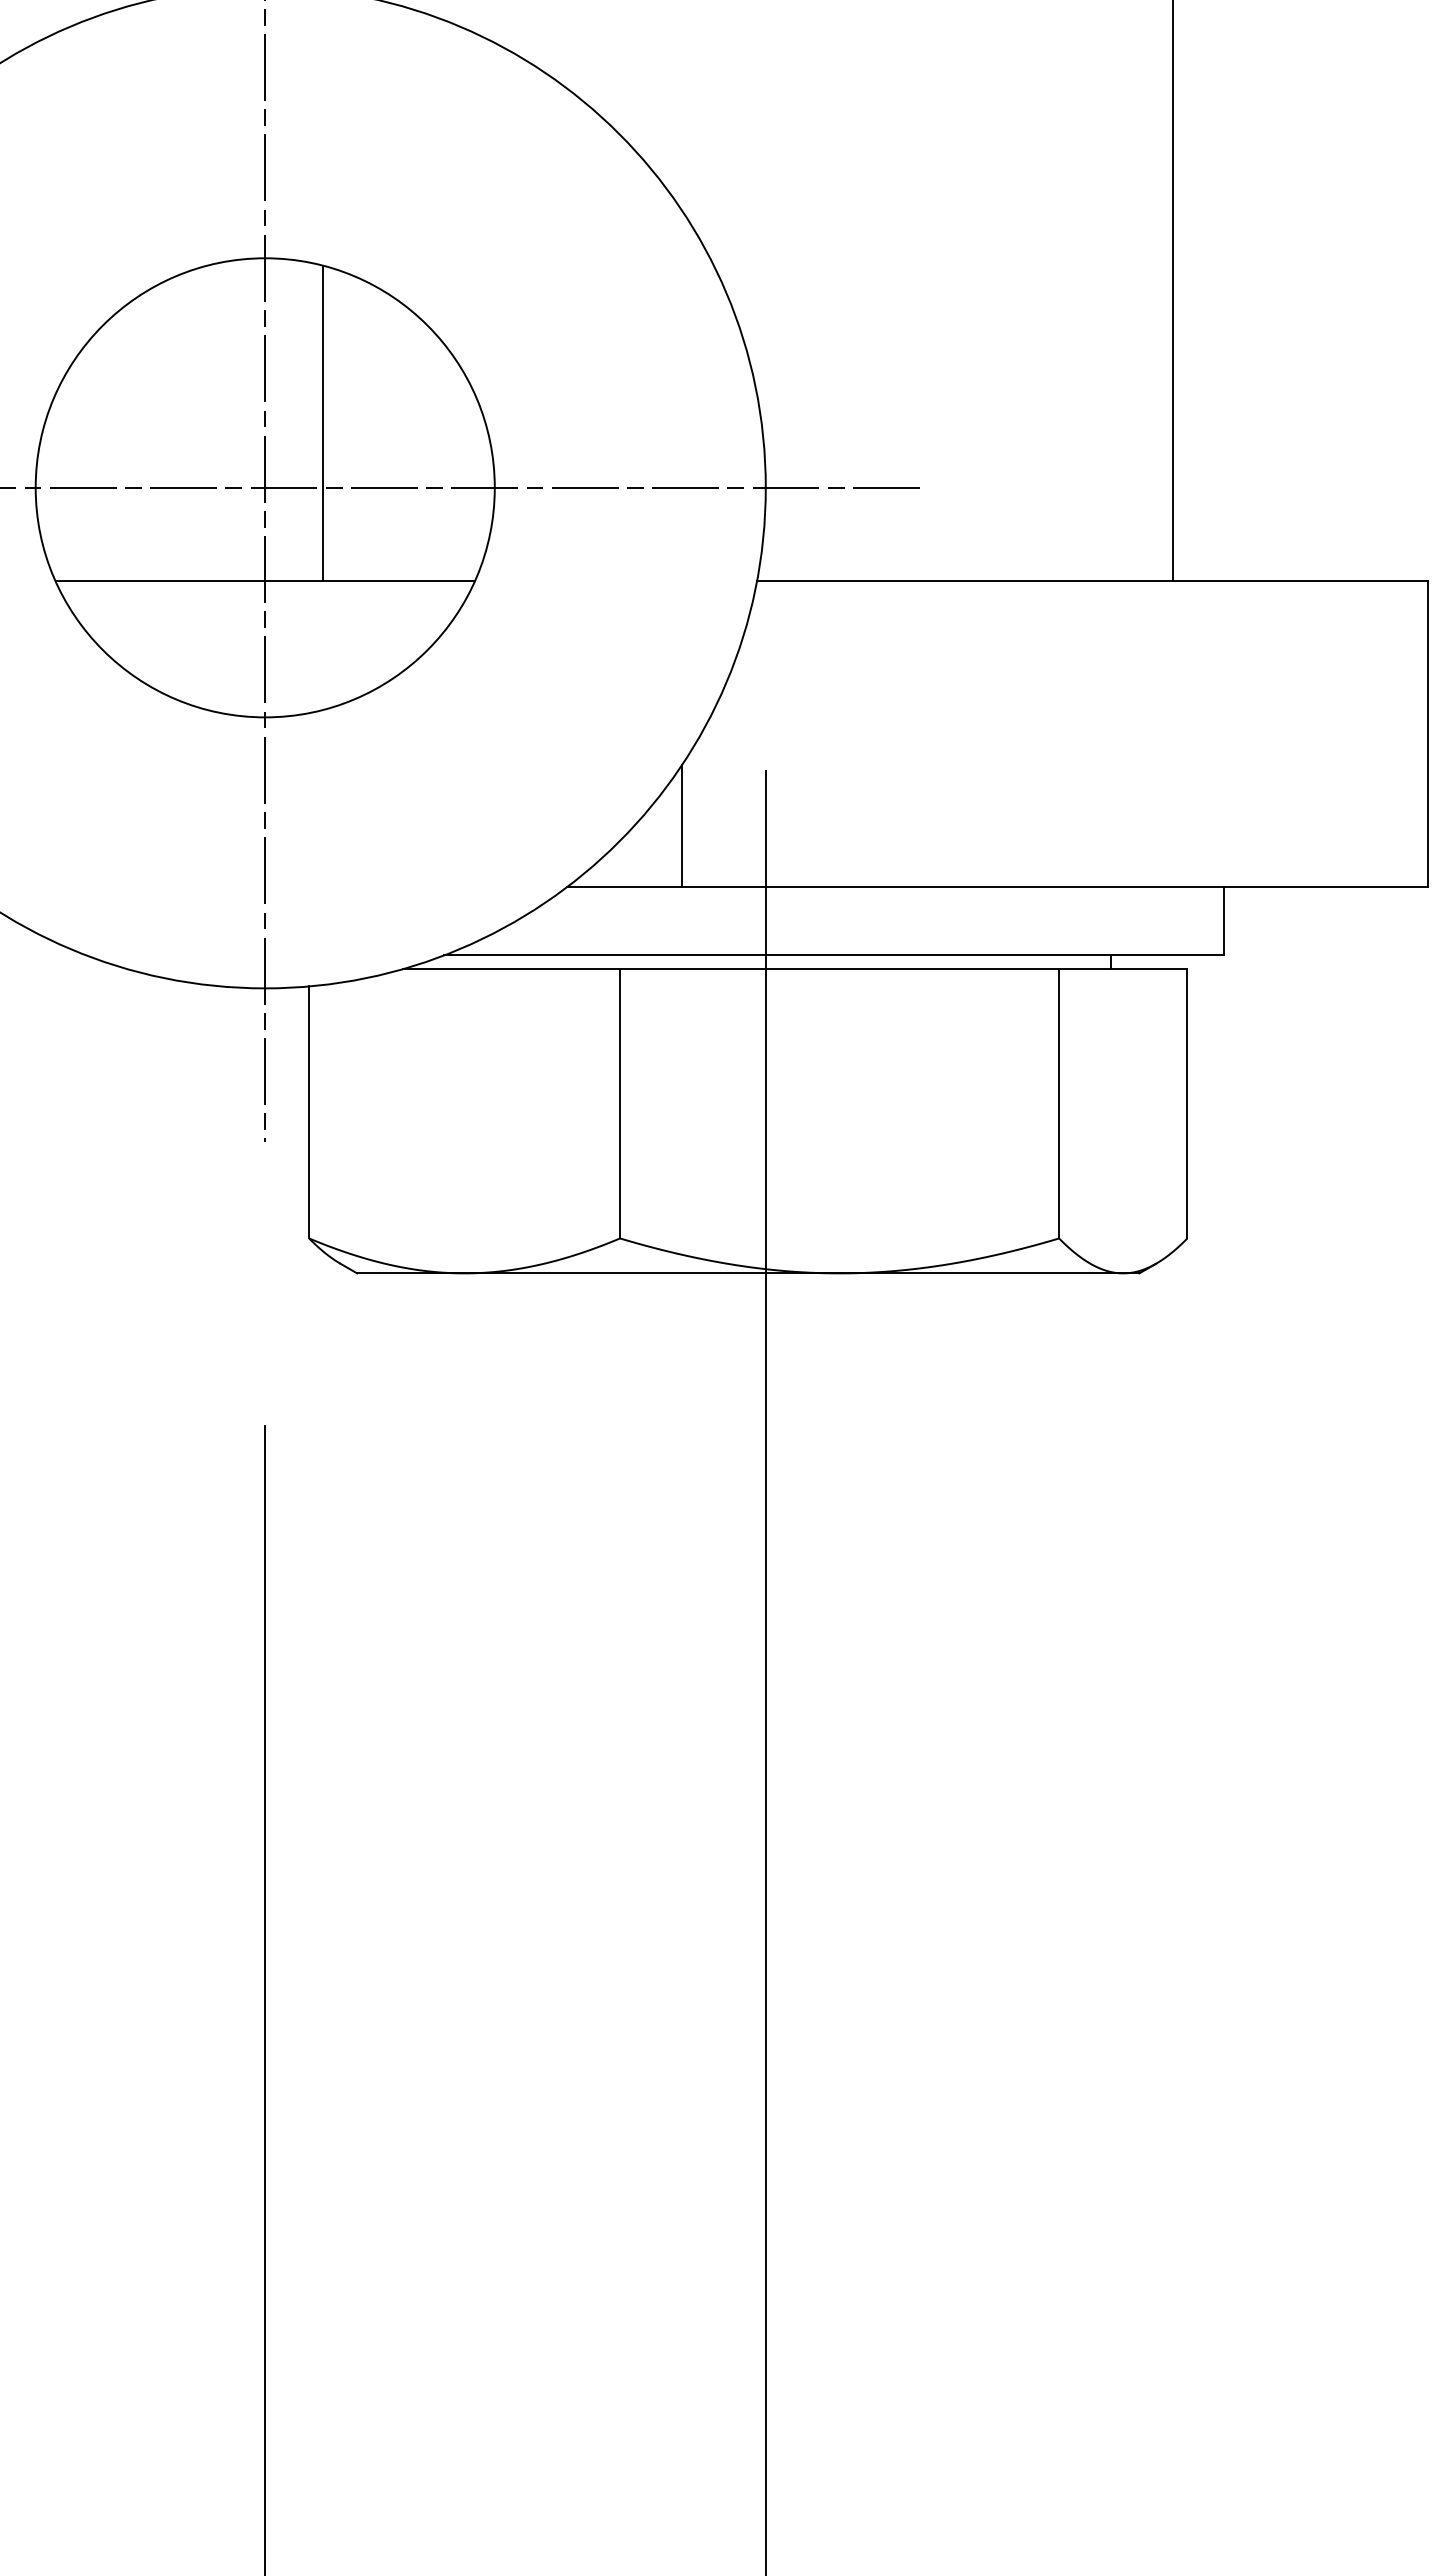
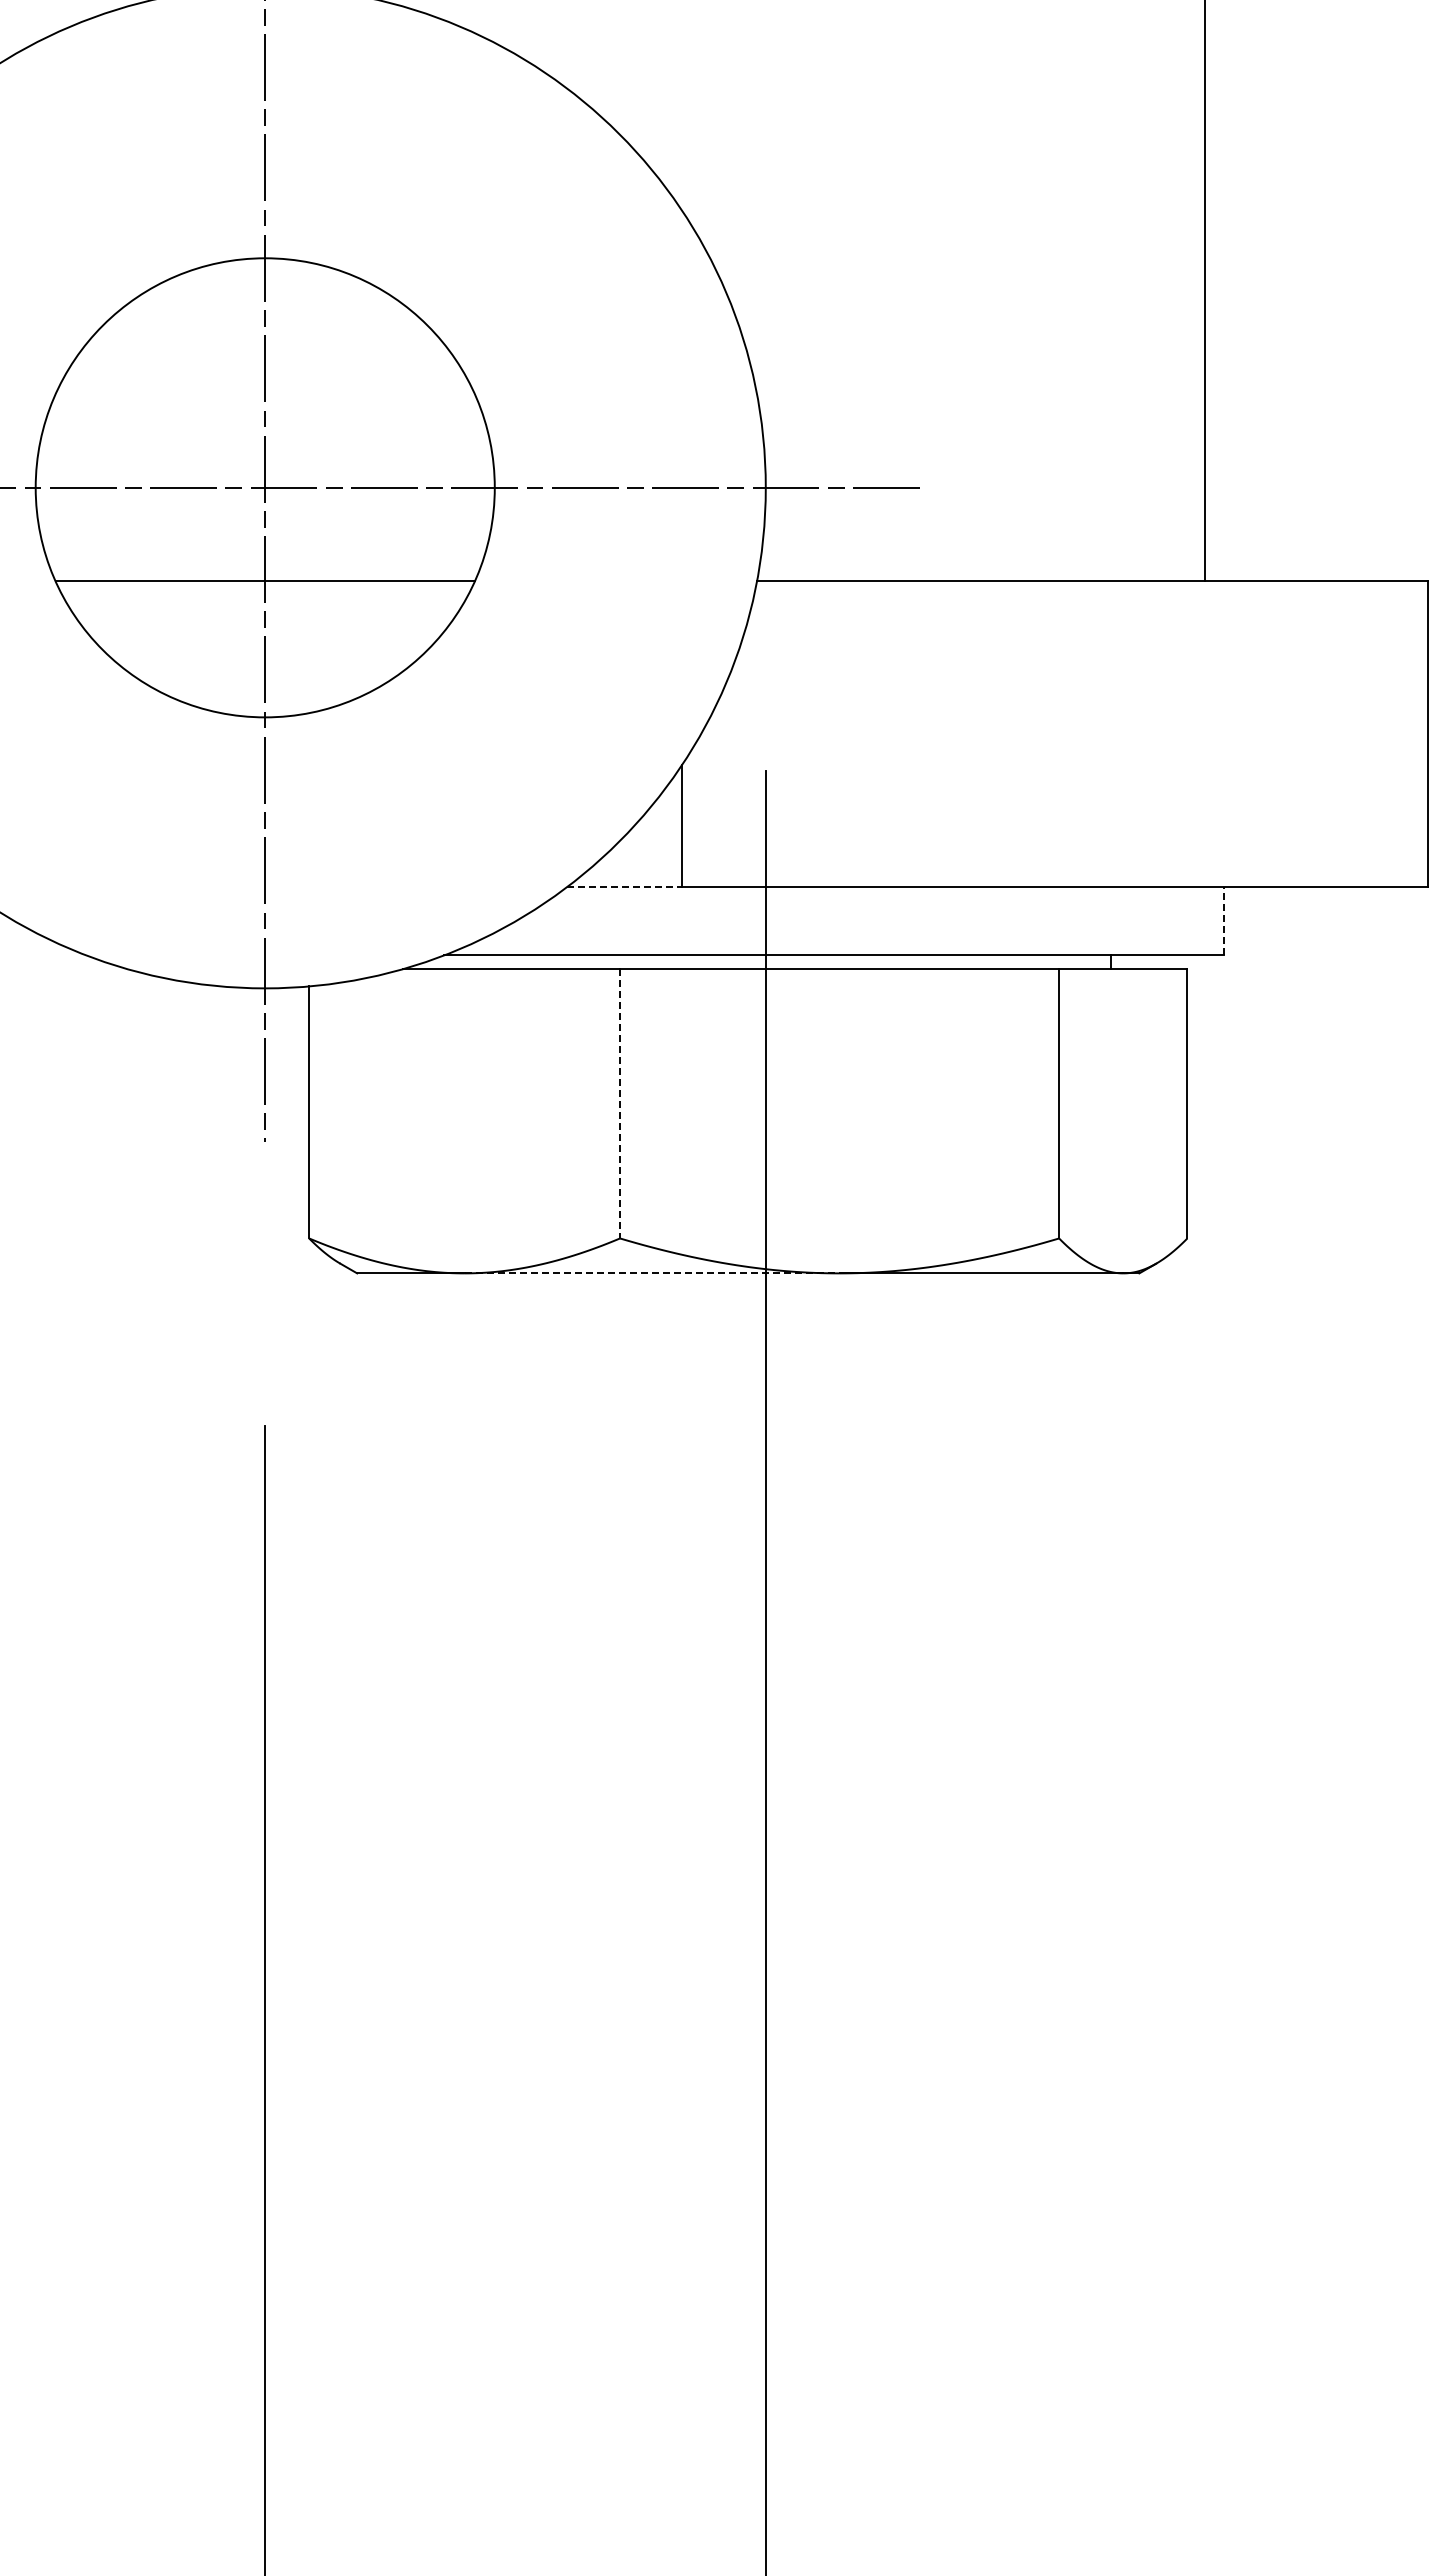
line position: (1173, 291) -> (1205, 291) (1205, 291)
line: present -> none (323, 423)
line: solid -> dashed (624, 887)
line: solid -> dashed (1224, 920)
line: solid -> dashed (620, 1103)
line: solid -> dashed (652, 1273)
